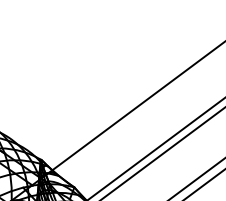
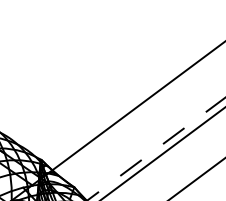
line: solid -> dashed (156, 148)
line: present -> none (204, 184)
